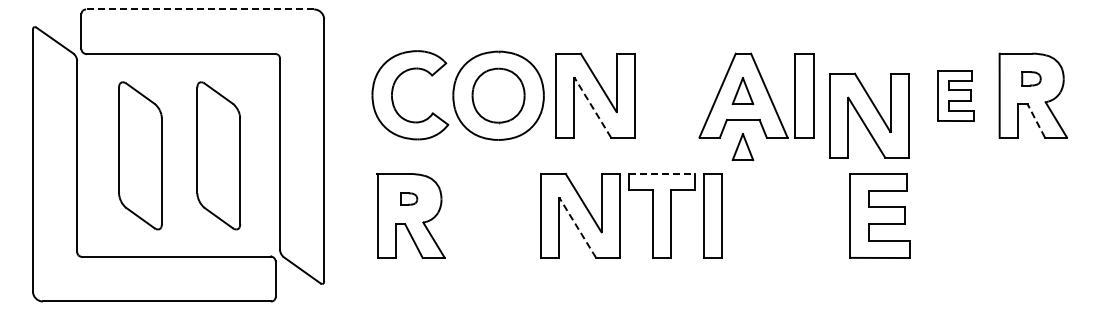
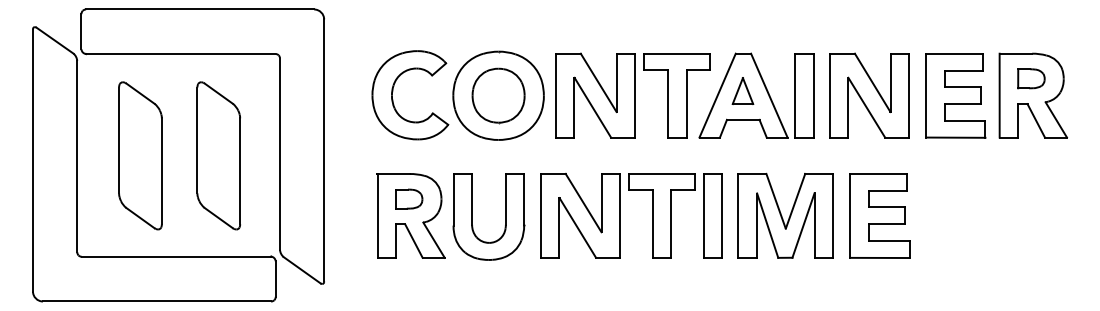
line: dashed -> solid (199, 9)
part size: 21x16 px -> 29x22 px (1031, 78)
part: none -> present (676, 95)
part size: 38x52 px -> 62x86 px (955, 95)
line: dashed -> solid (592, 107)
part position: (869, 115) -> (869, 95) (869, 95)
line: dashed -> solid (1036, 120)
part: present -> none (742, 146)
line: dashed -> solid (662, 173)
part size: 19x14 px -> 29x22 px (409, 198)
part: none -> present (785, 215)
part: none -> present (472, 216)
line: dashed -> solid (577, 227)
